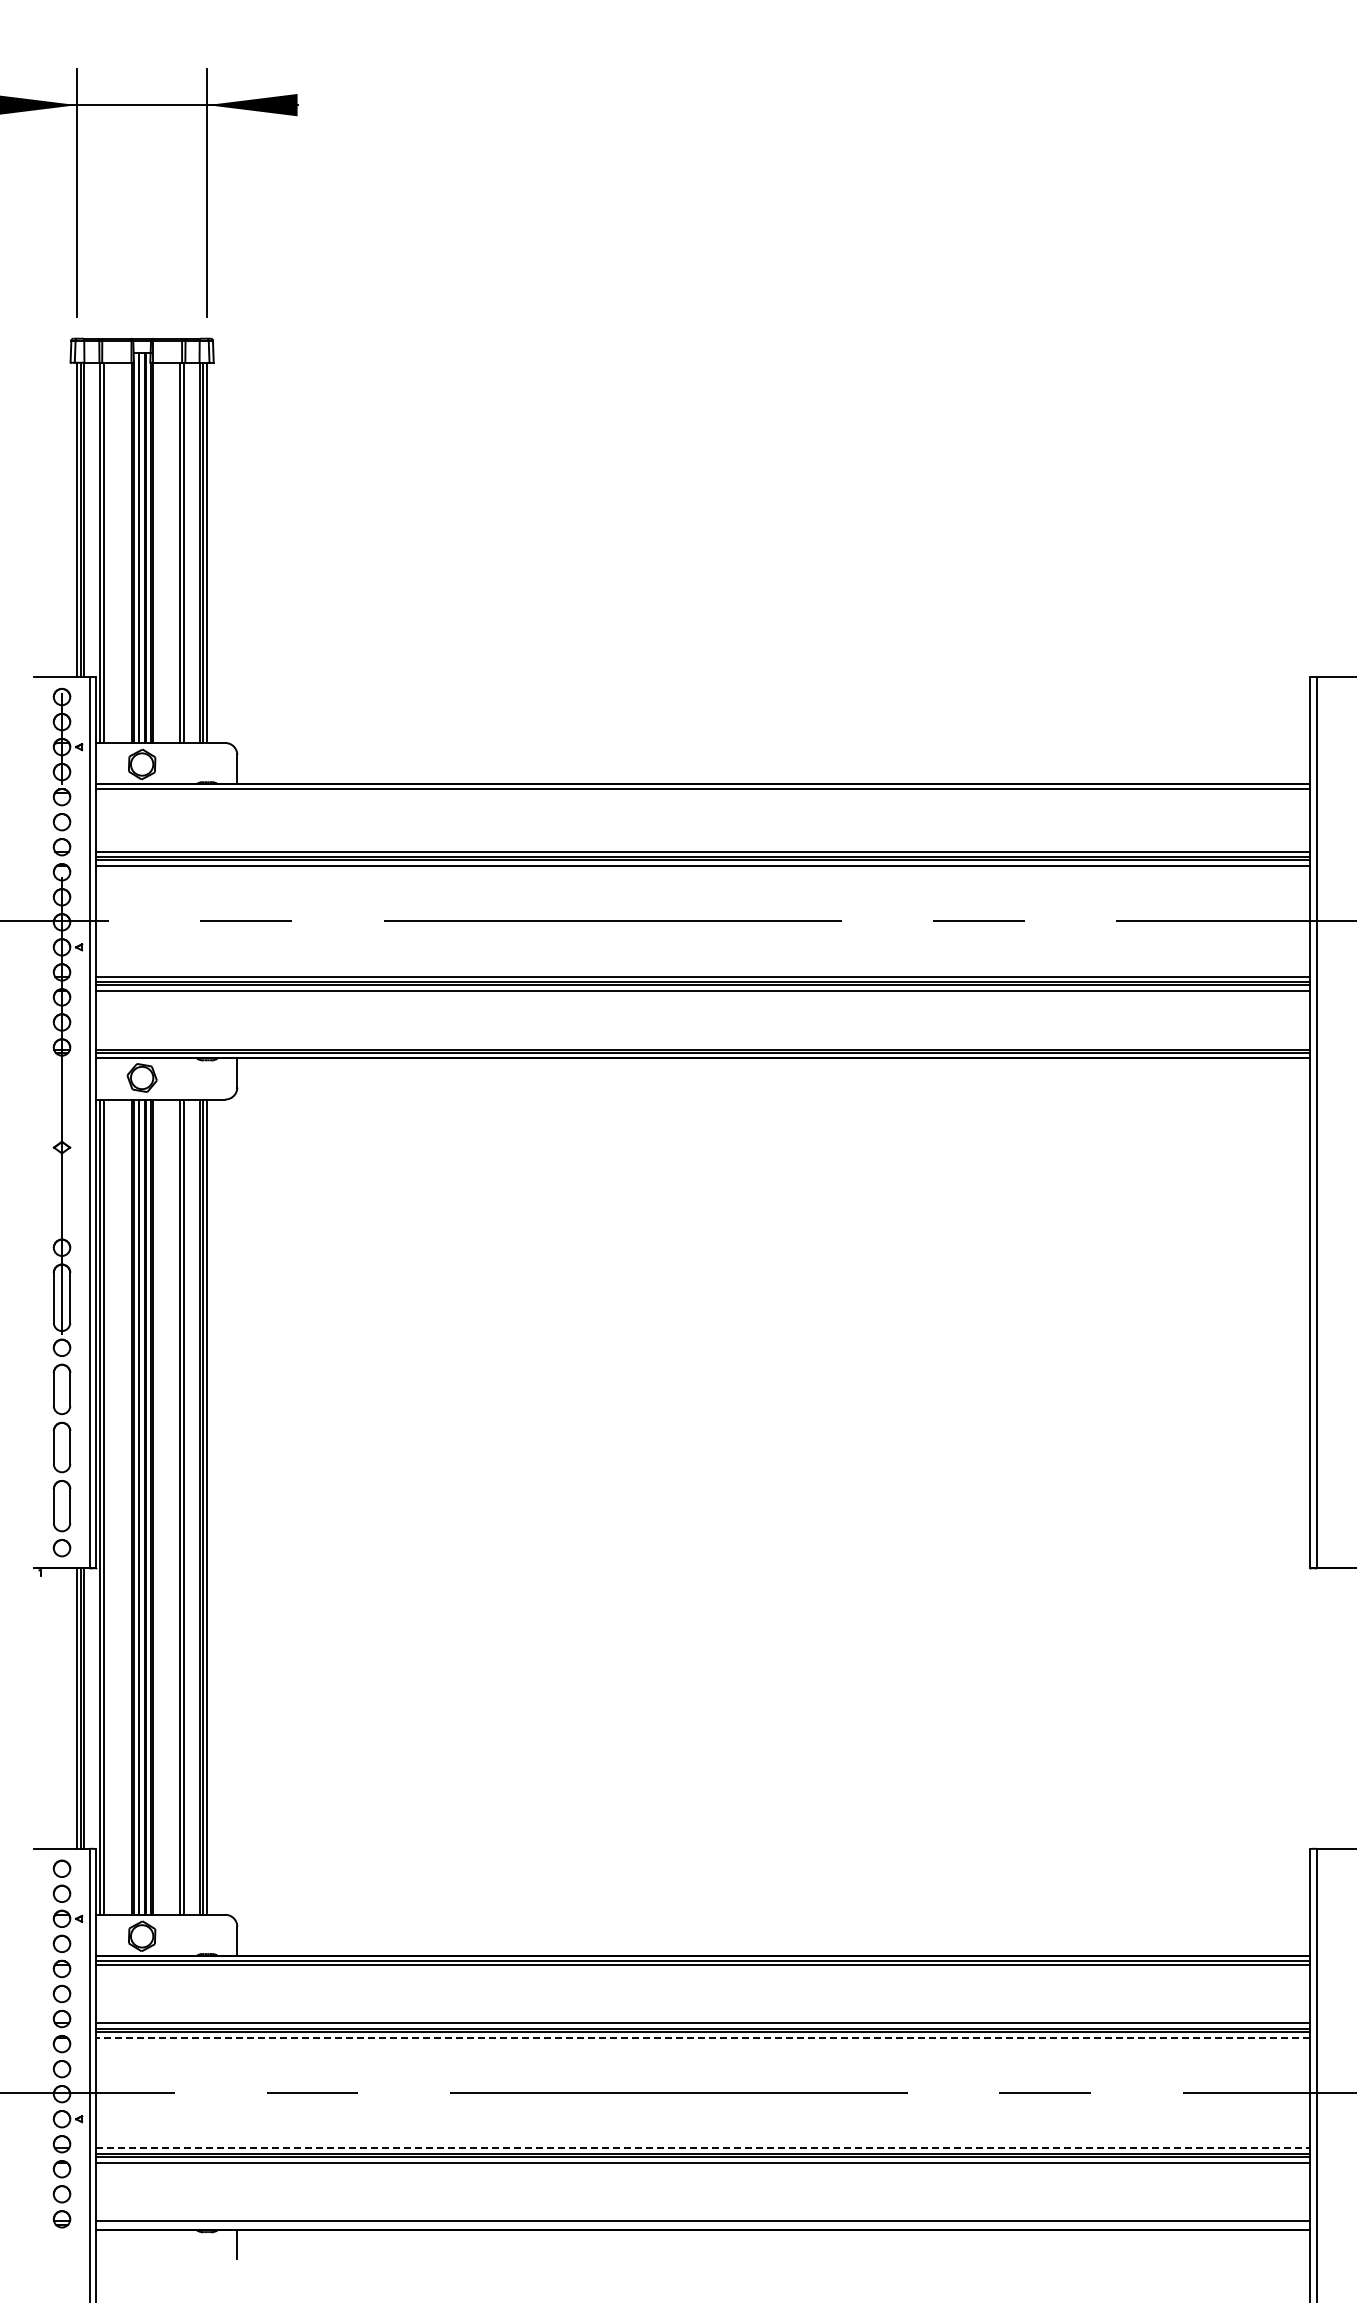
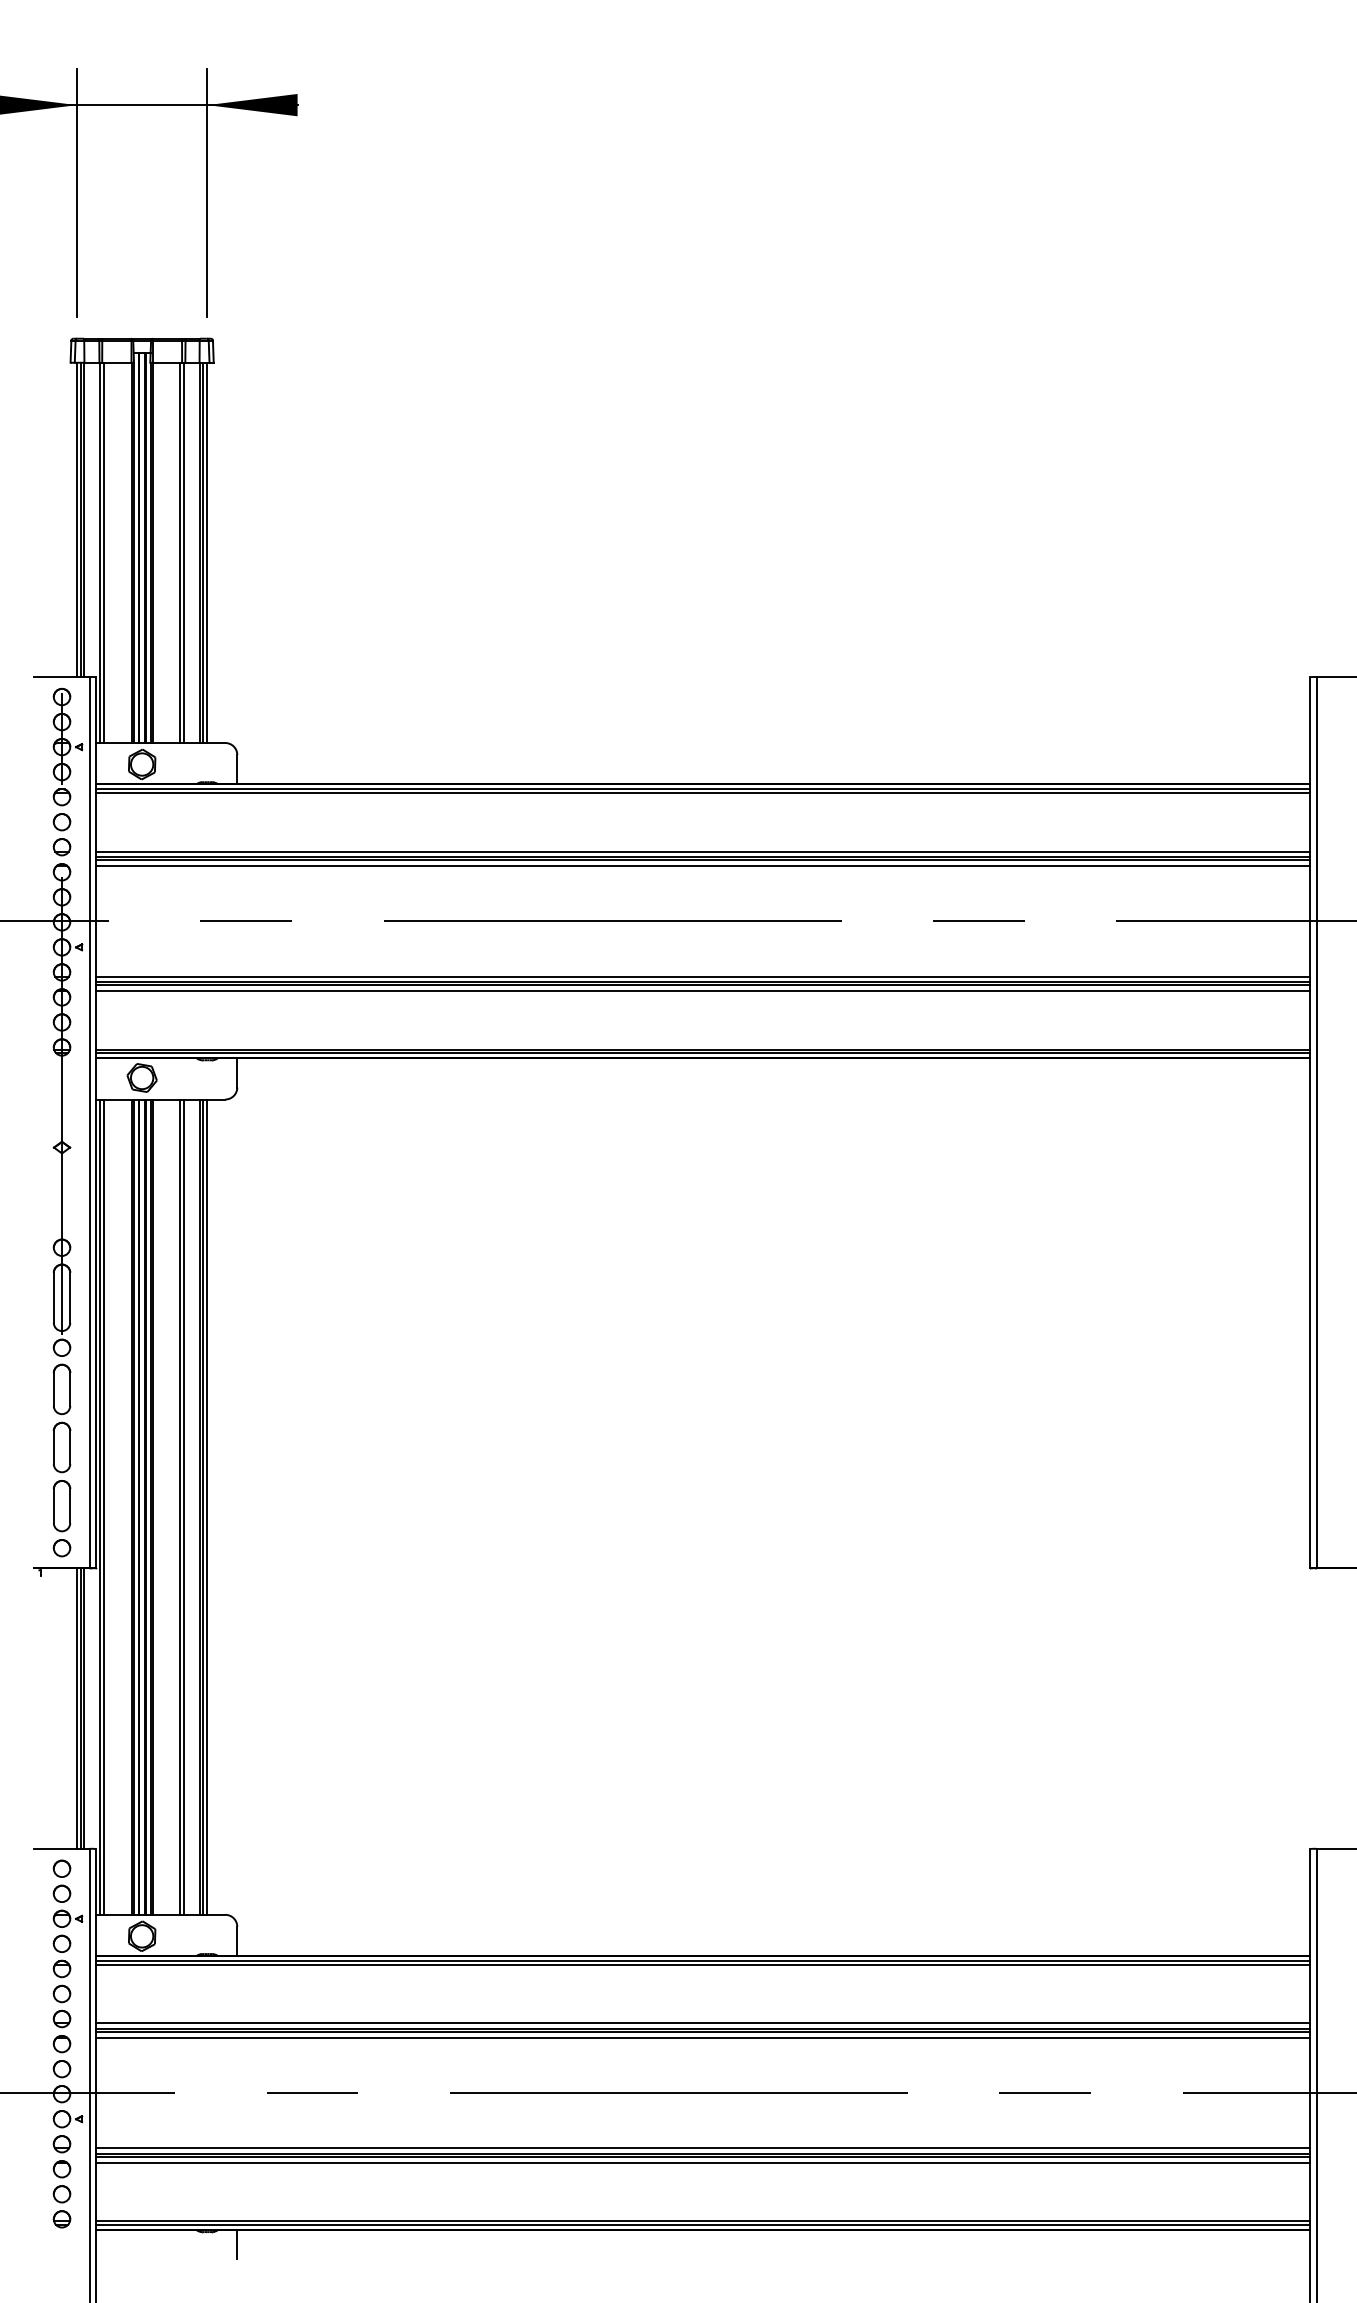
line: none -> present (702, 792)
line: dashed -> solid (702, 2037)
line: dashed -> solid (703, 2148)
line: none -> present (702, 2224)
